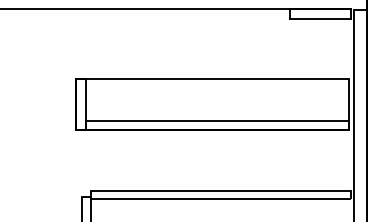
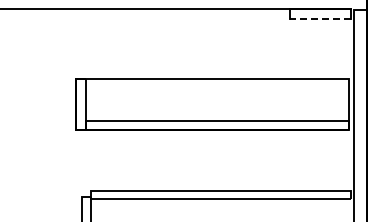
line: solid -> dashed (320, 18)
